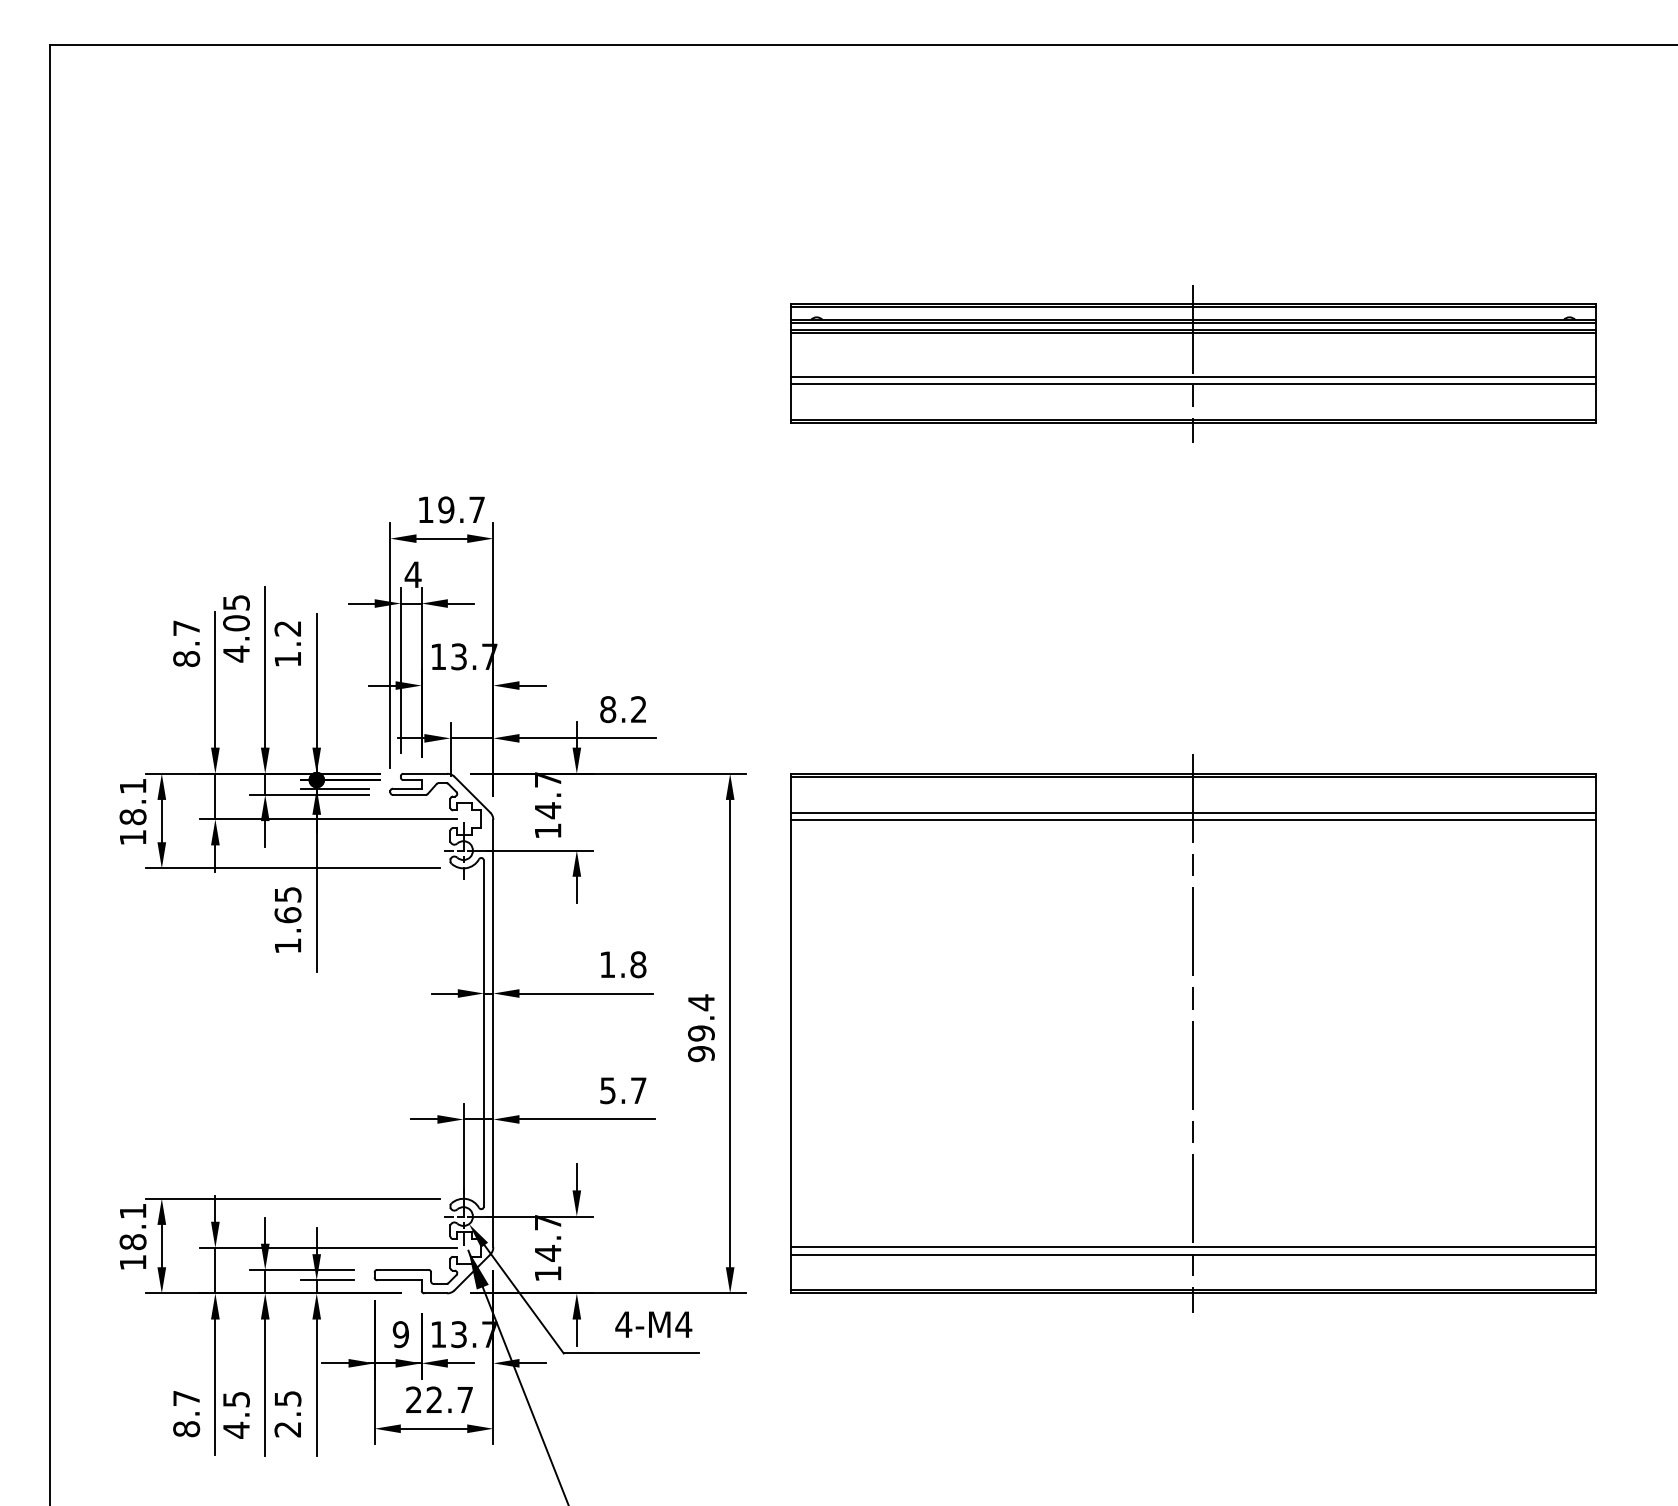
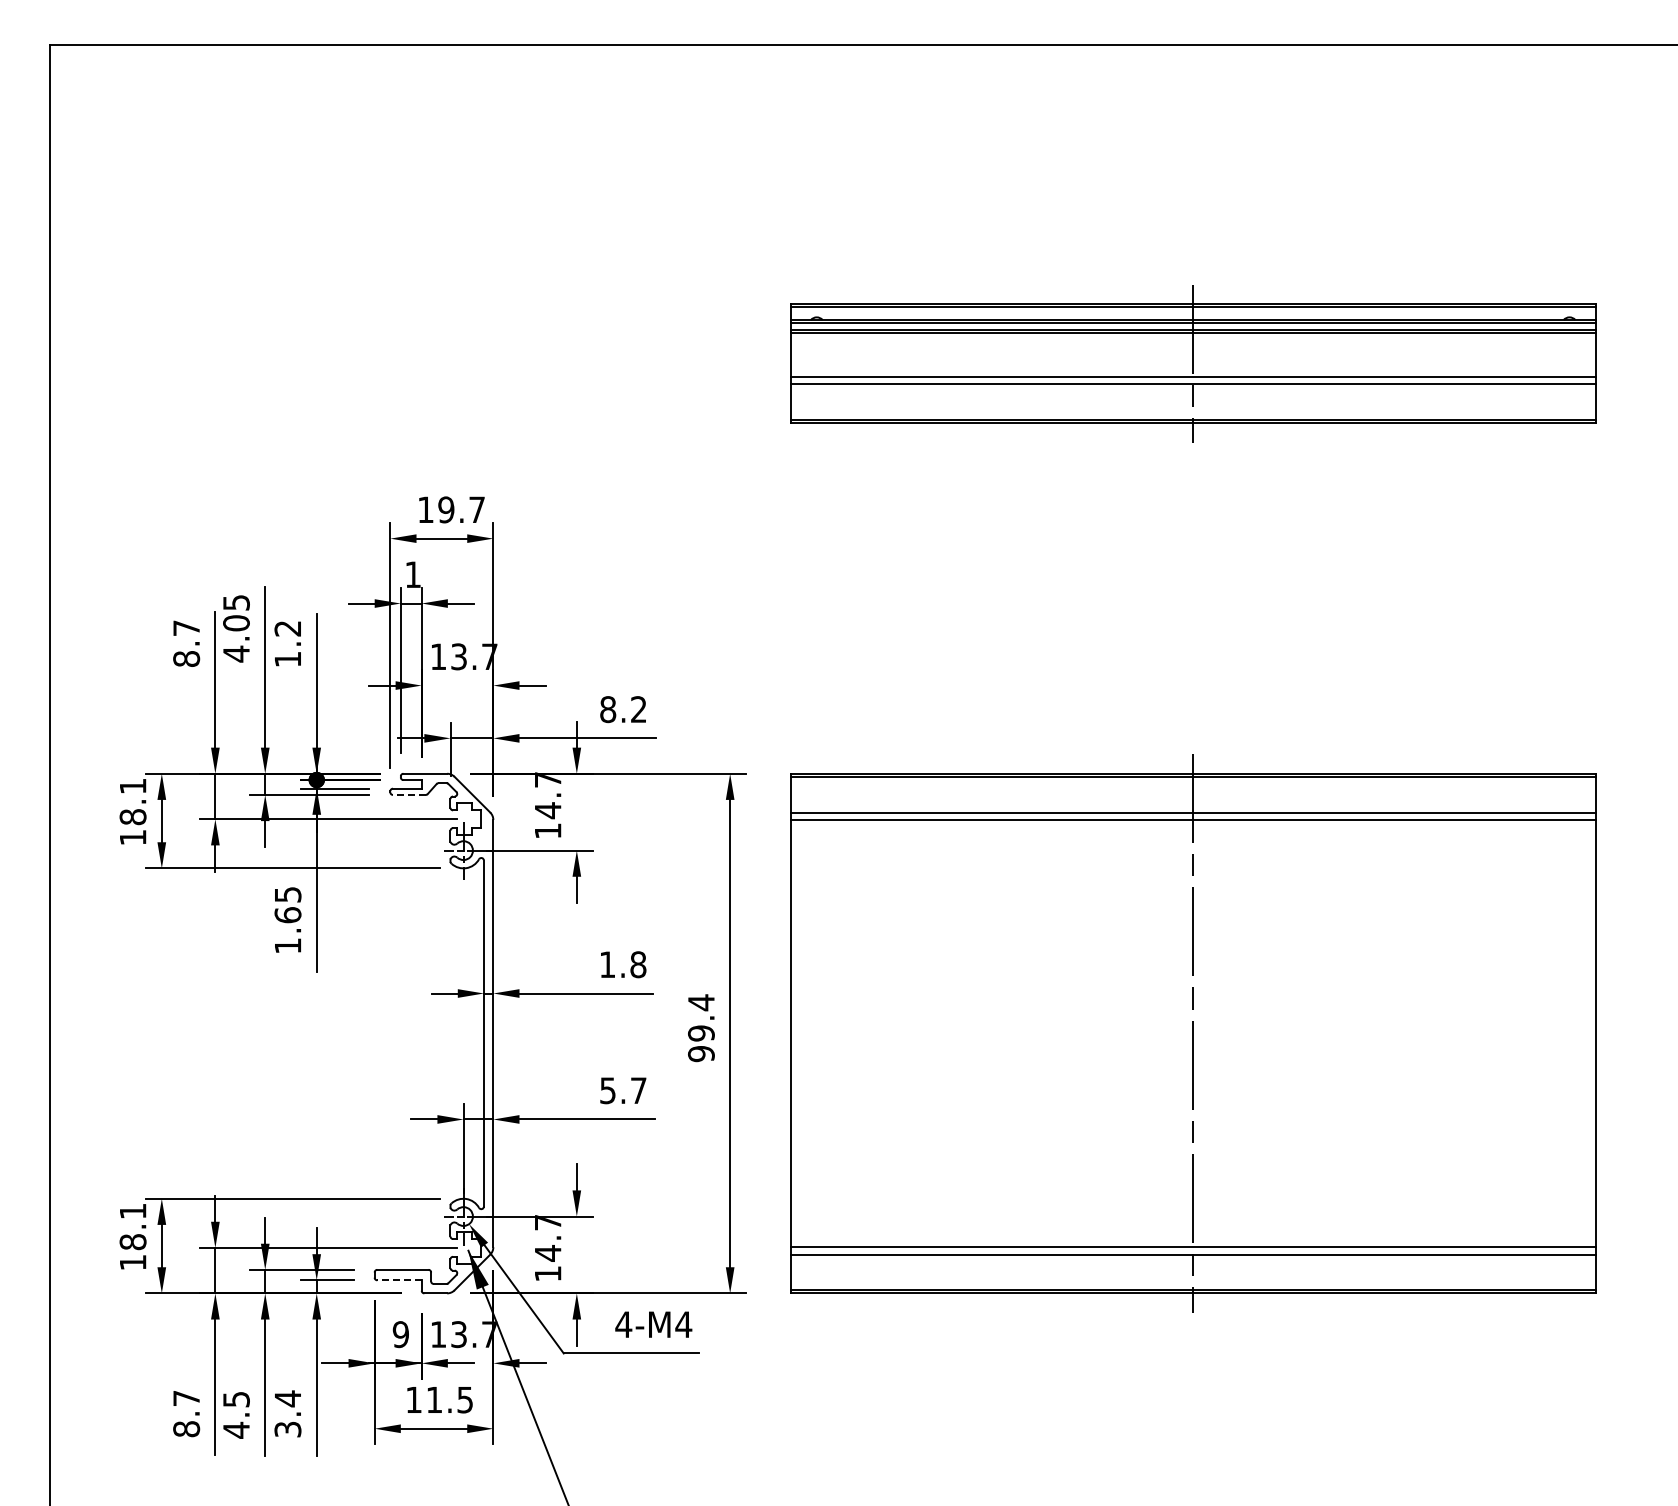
text: 4 -> 1 (412, 574)
line: solid -> dashed (408, 794)
line: solid -> dashed (399, 1280)
text: 22.7 -> 11.5 (439, 1399)
text: 2.5 -> 3.4 (287, 1413)
